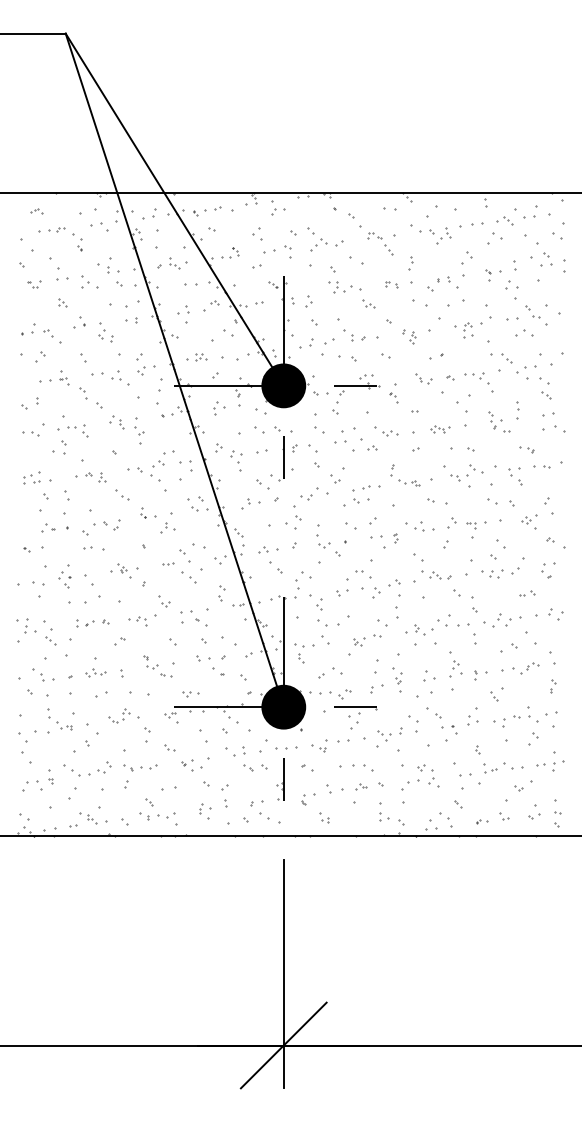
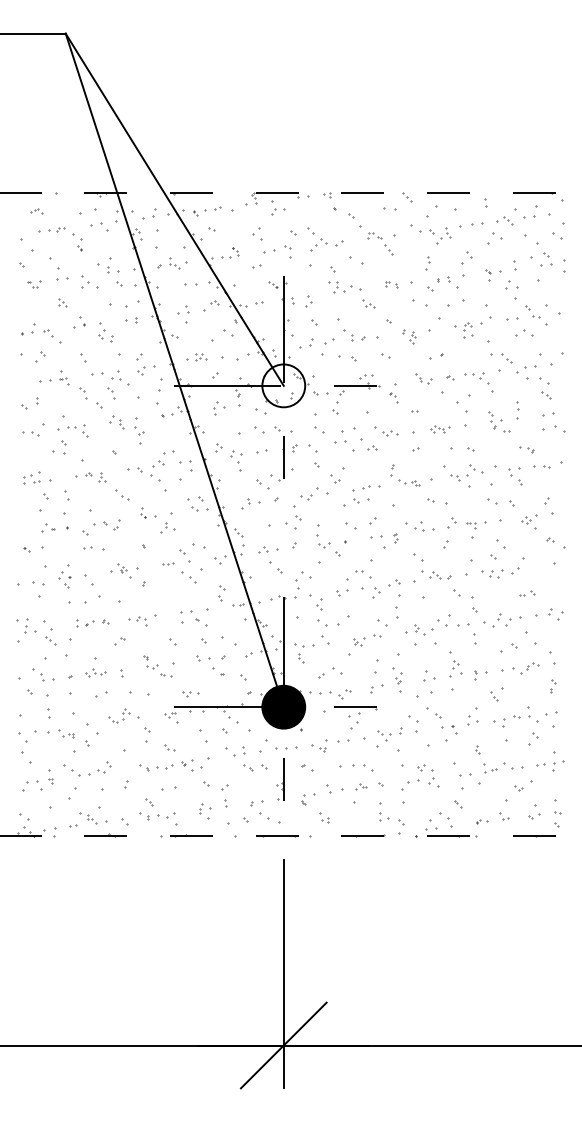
line: solid -> dashed (291, 193)
part position: (410, 263) -> (427, 263) (427, 263)
fill: present -> none (283, 385)
part: none -> present (111, 393)
part: present -> none (546, 570)
part: present -> none (164, 601)
part position: (64, 725) -> (66, 733) (66, 733)
part position: (140, 767) -> (156, 767) (156, 767)
line: solid -> dashed (291, 835)
